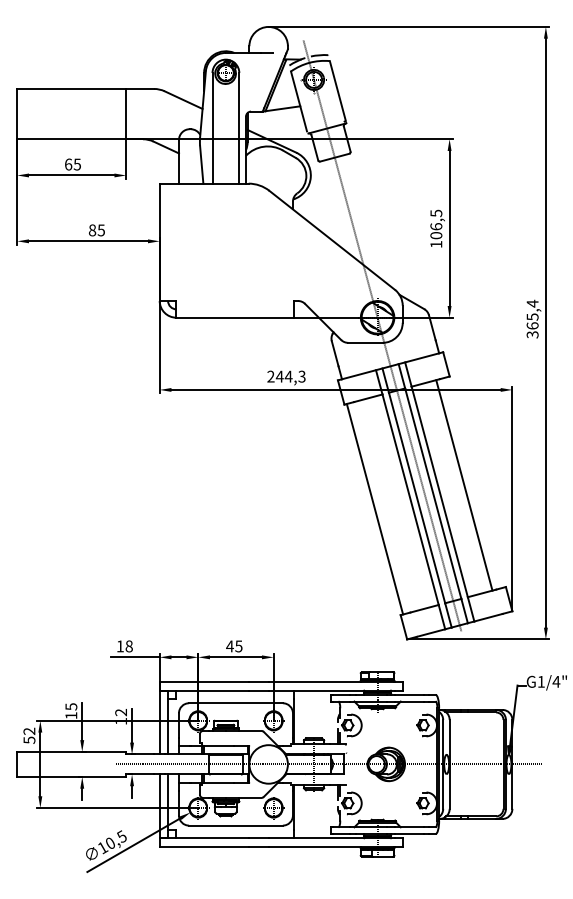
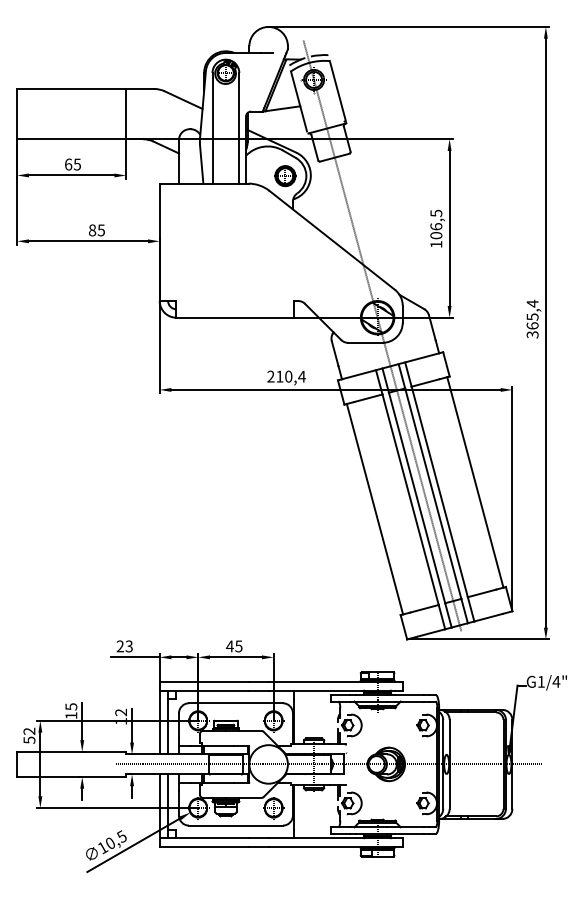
part: none -> present (285, 176)
text: 244,3 -> 210,4 (290, 376)
line position: (464, 485) -> (475, 482) (475, 482)
text: 18 -> 23 (124, 646)
